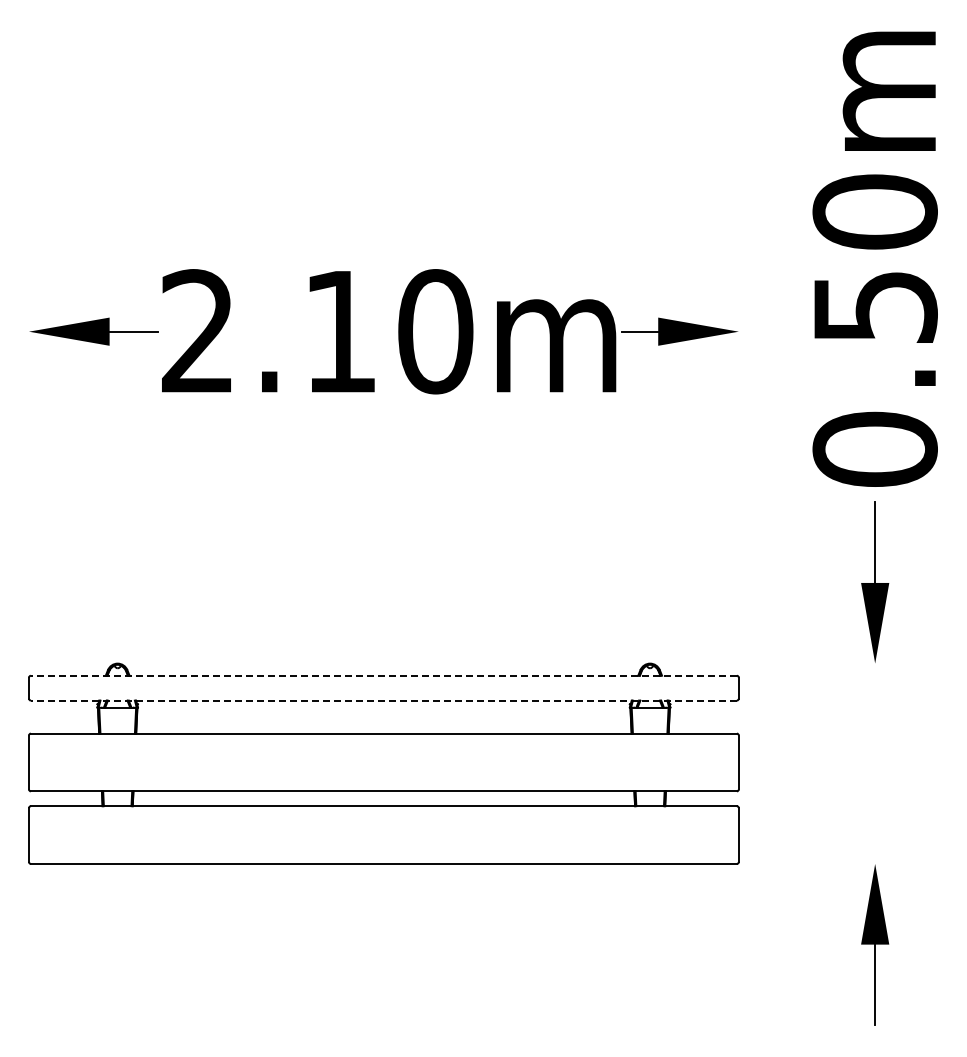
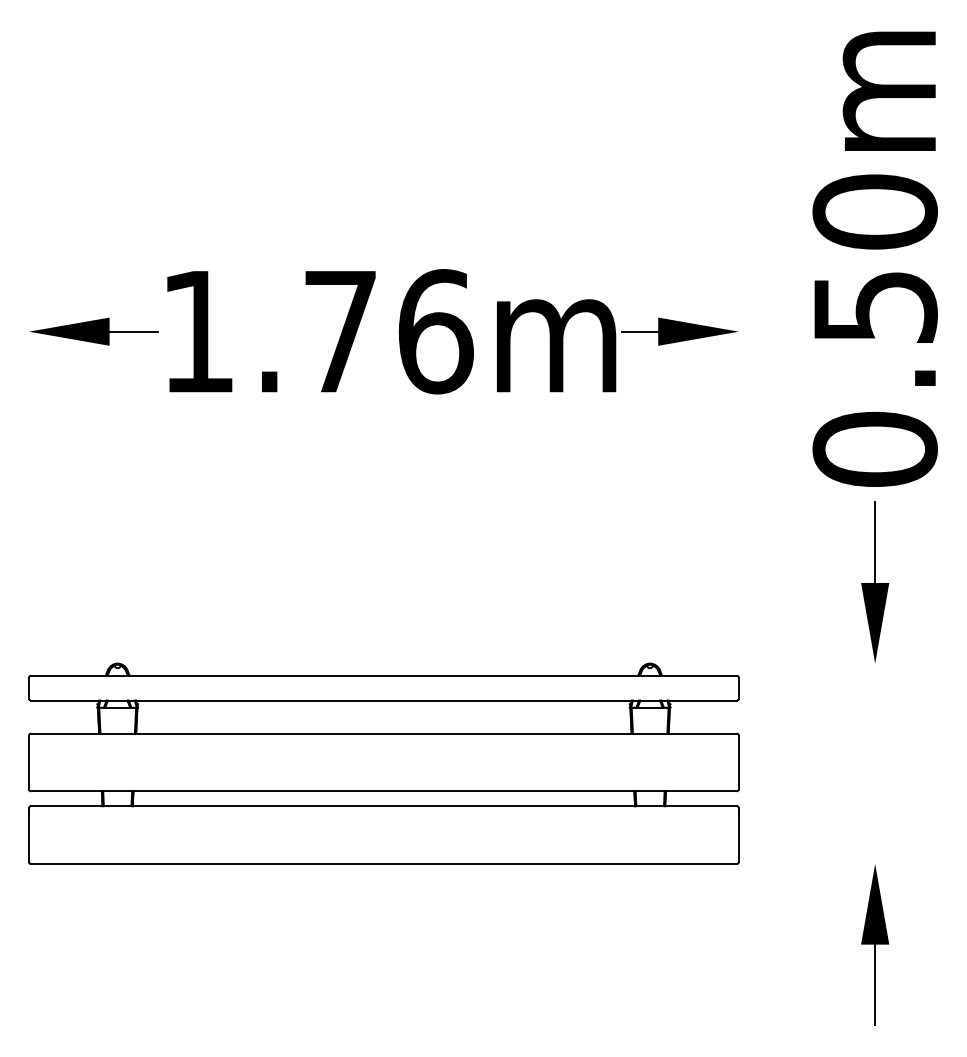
text: 2.10m -> 1.76m (317, 331)
line: dashed -> solid (383, 675)
line: dashed -> solid (383, 700)
